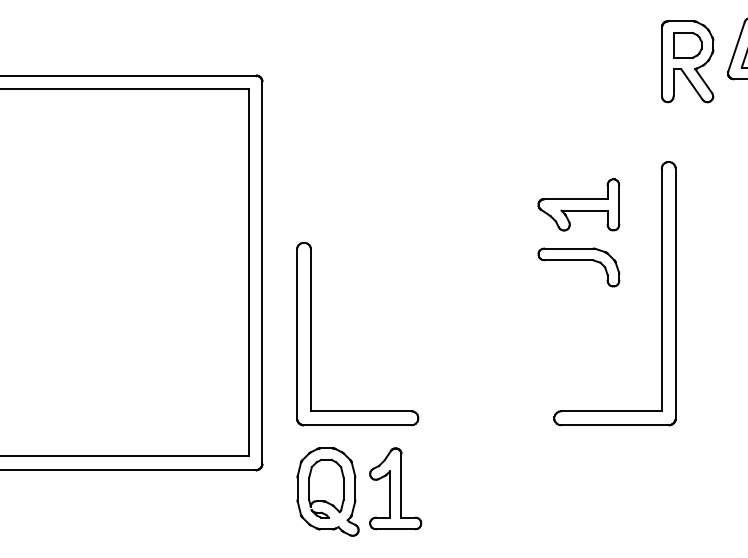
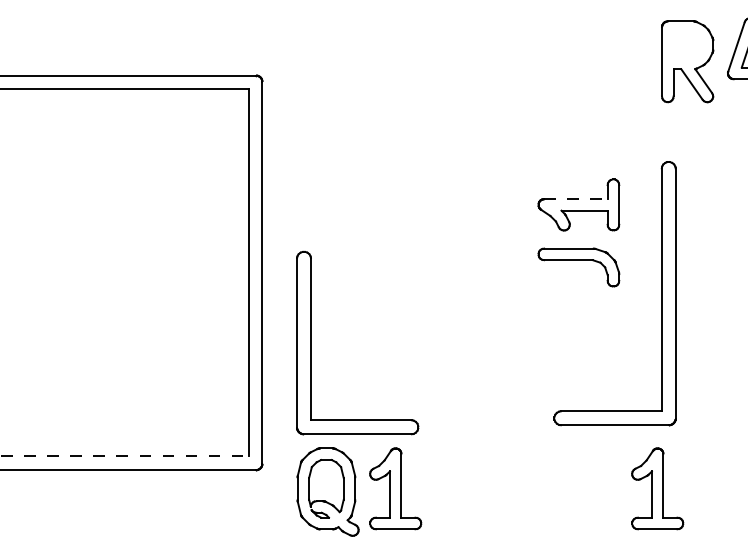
part: present -> none (687, 44)
line: solid -> dashed (575, 199)
part position: (311, 333) -> (311, 342) (311, 342)
line: solid -> dashed (124, 456)
part: none -> present (657, 488)
